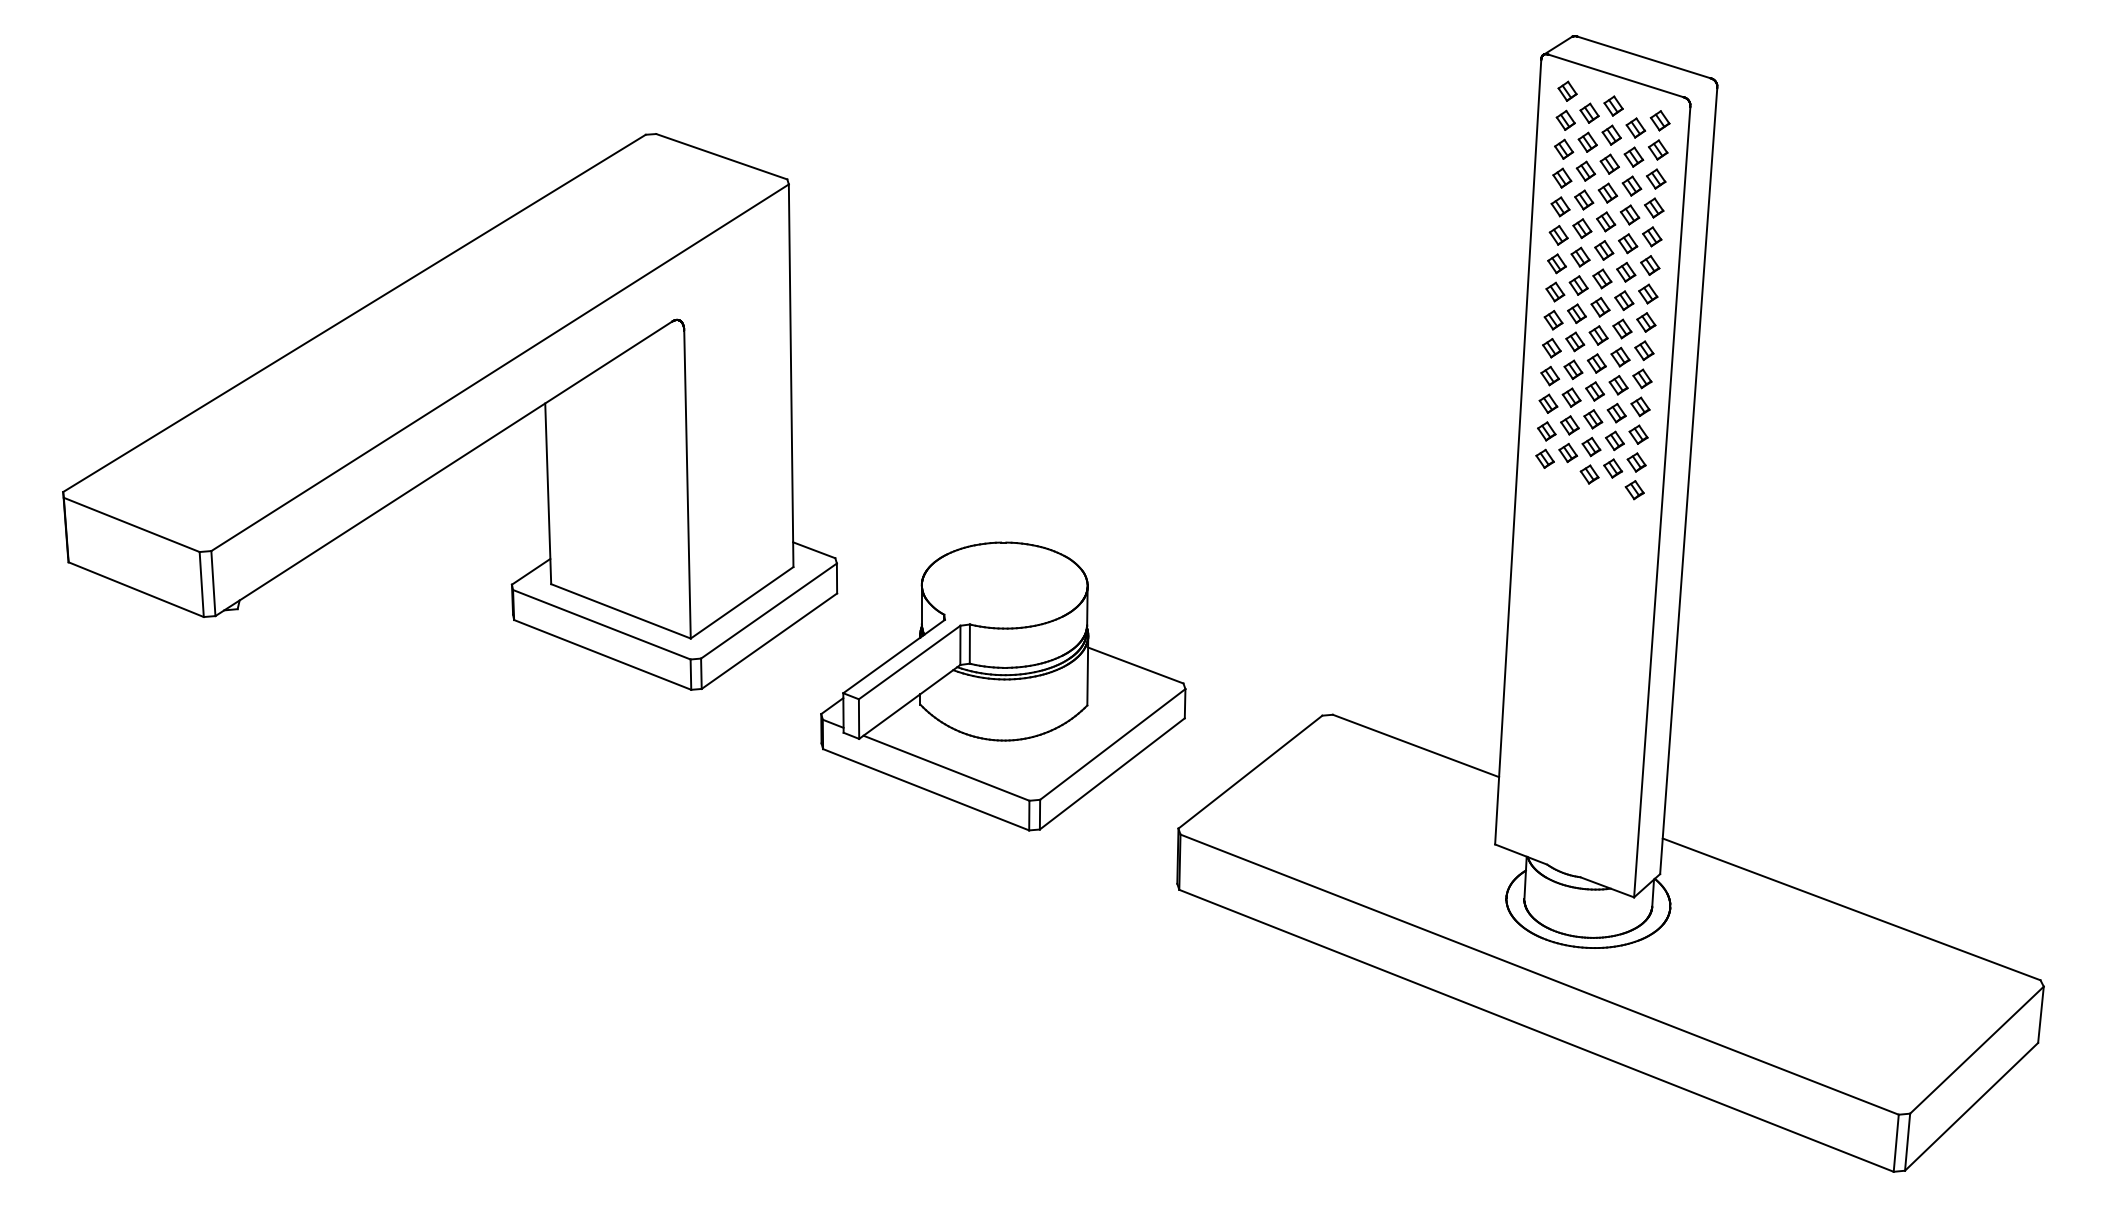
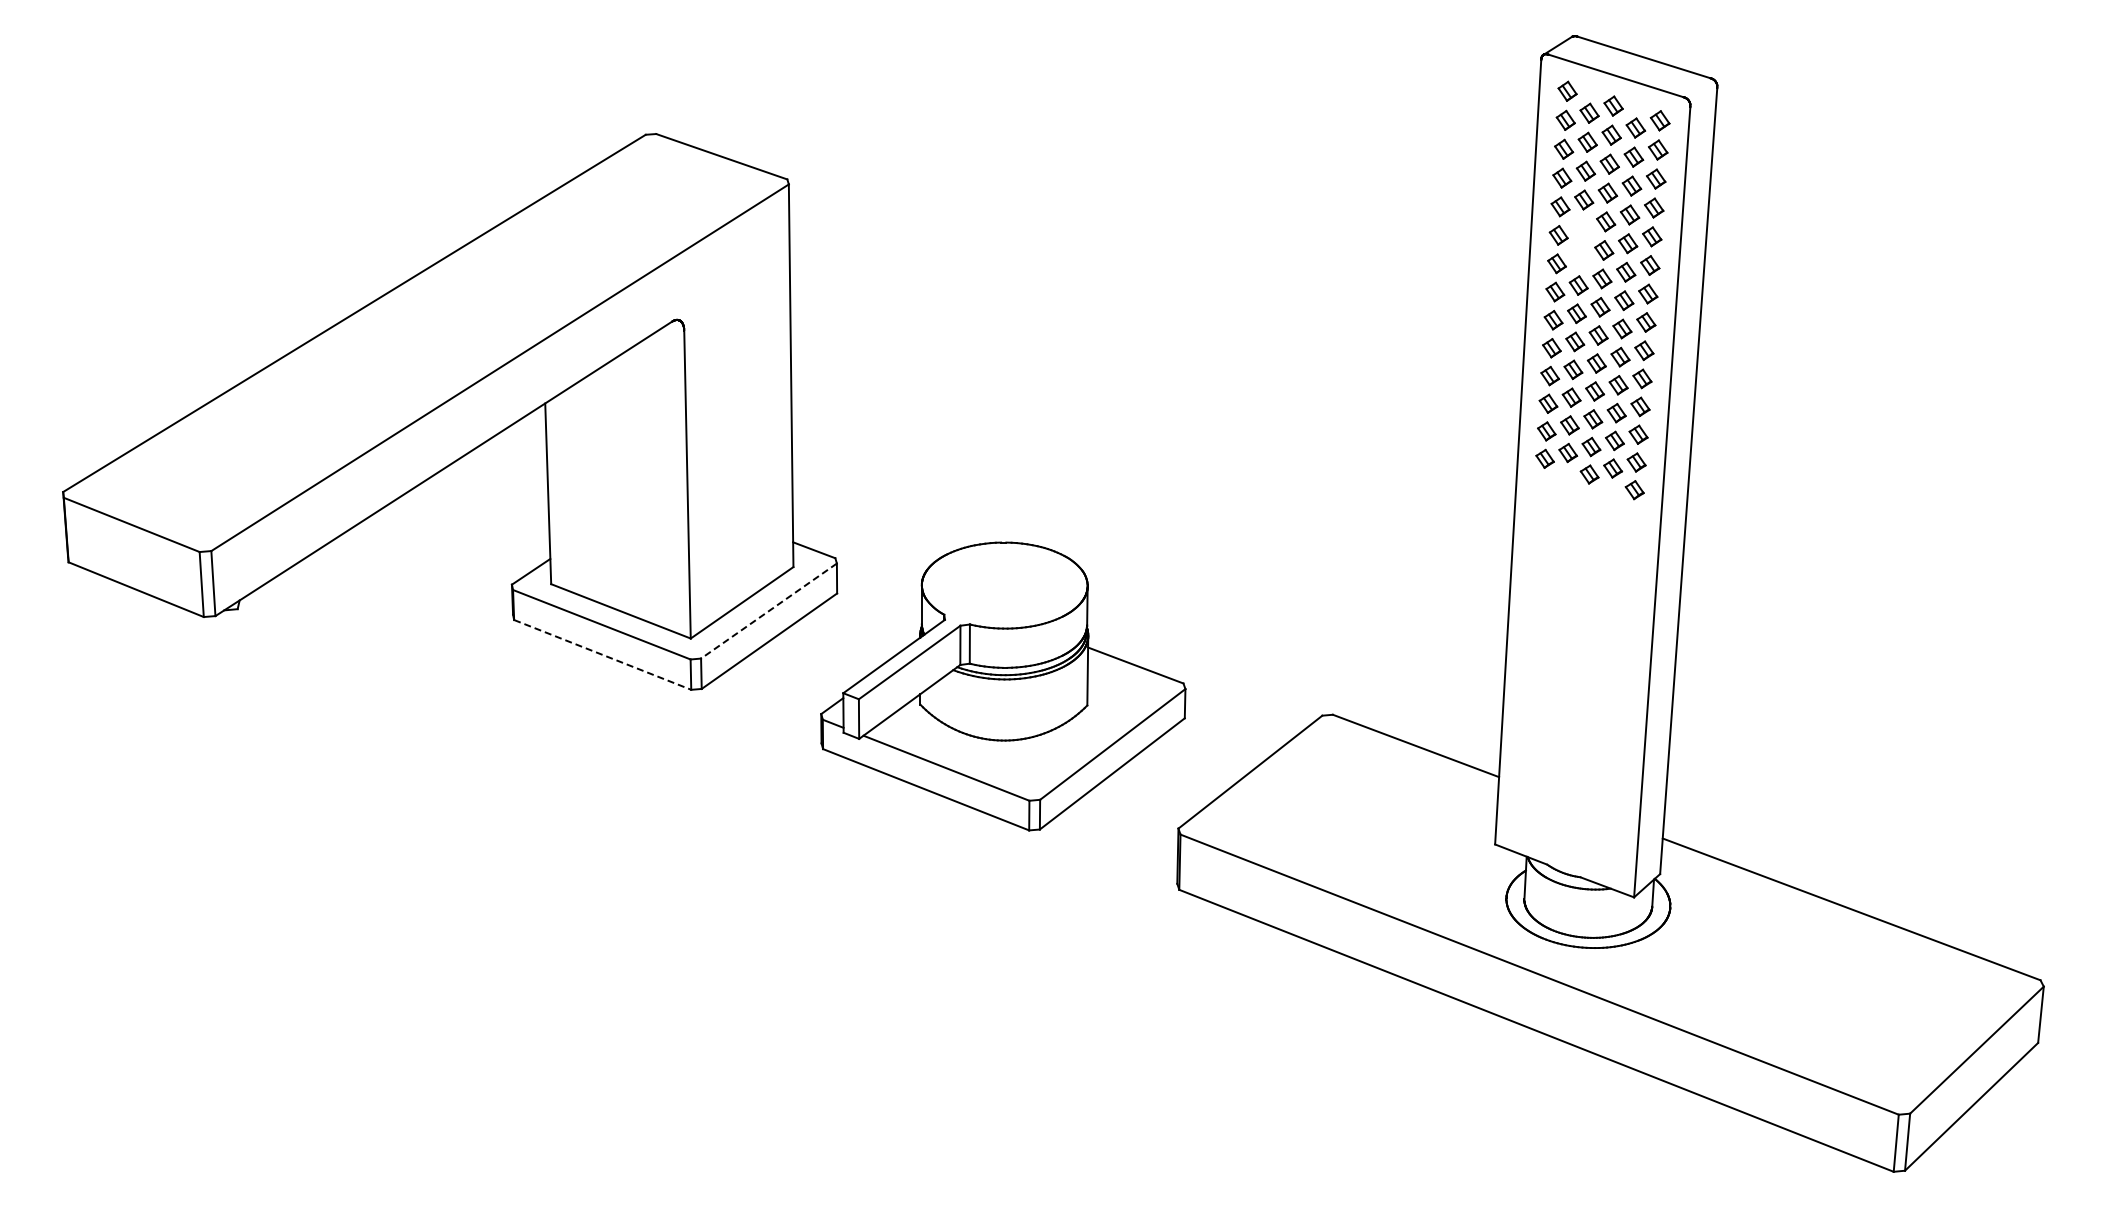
part: present -> none (1581, 242)
line: solid -> dashed (768, 611)
line: solid -> dashed (603, 655)
